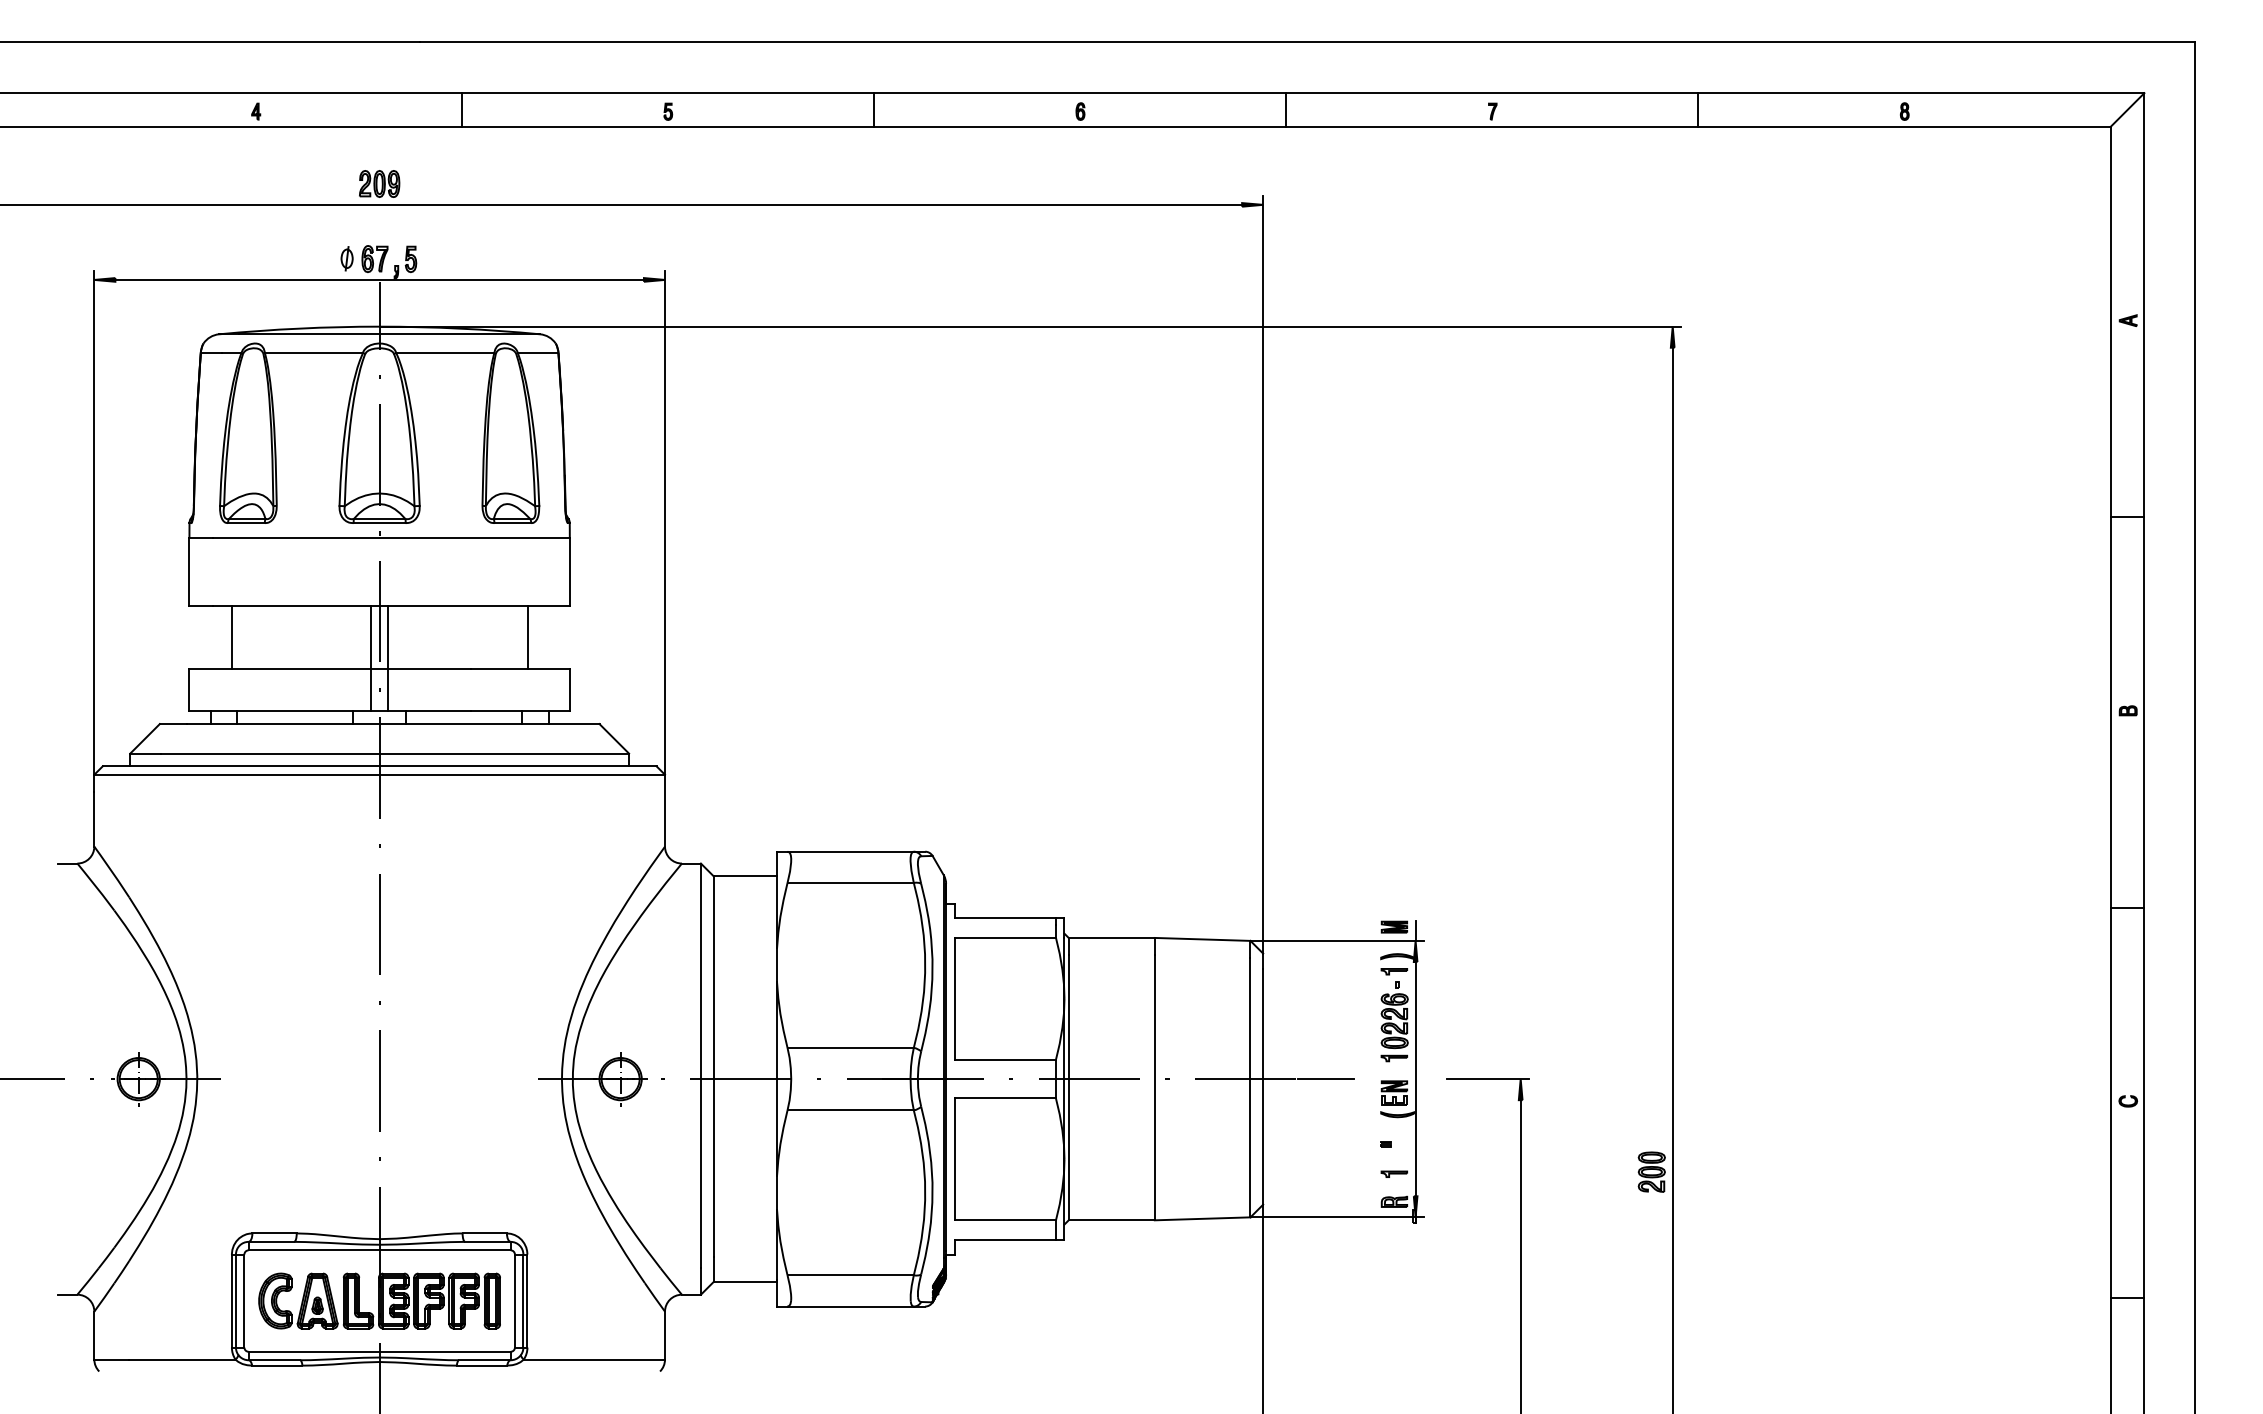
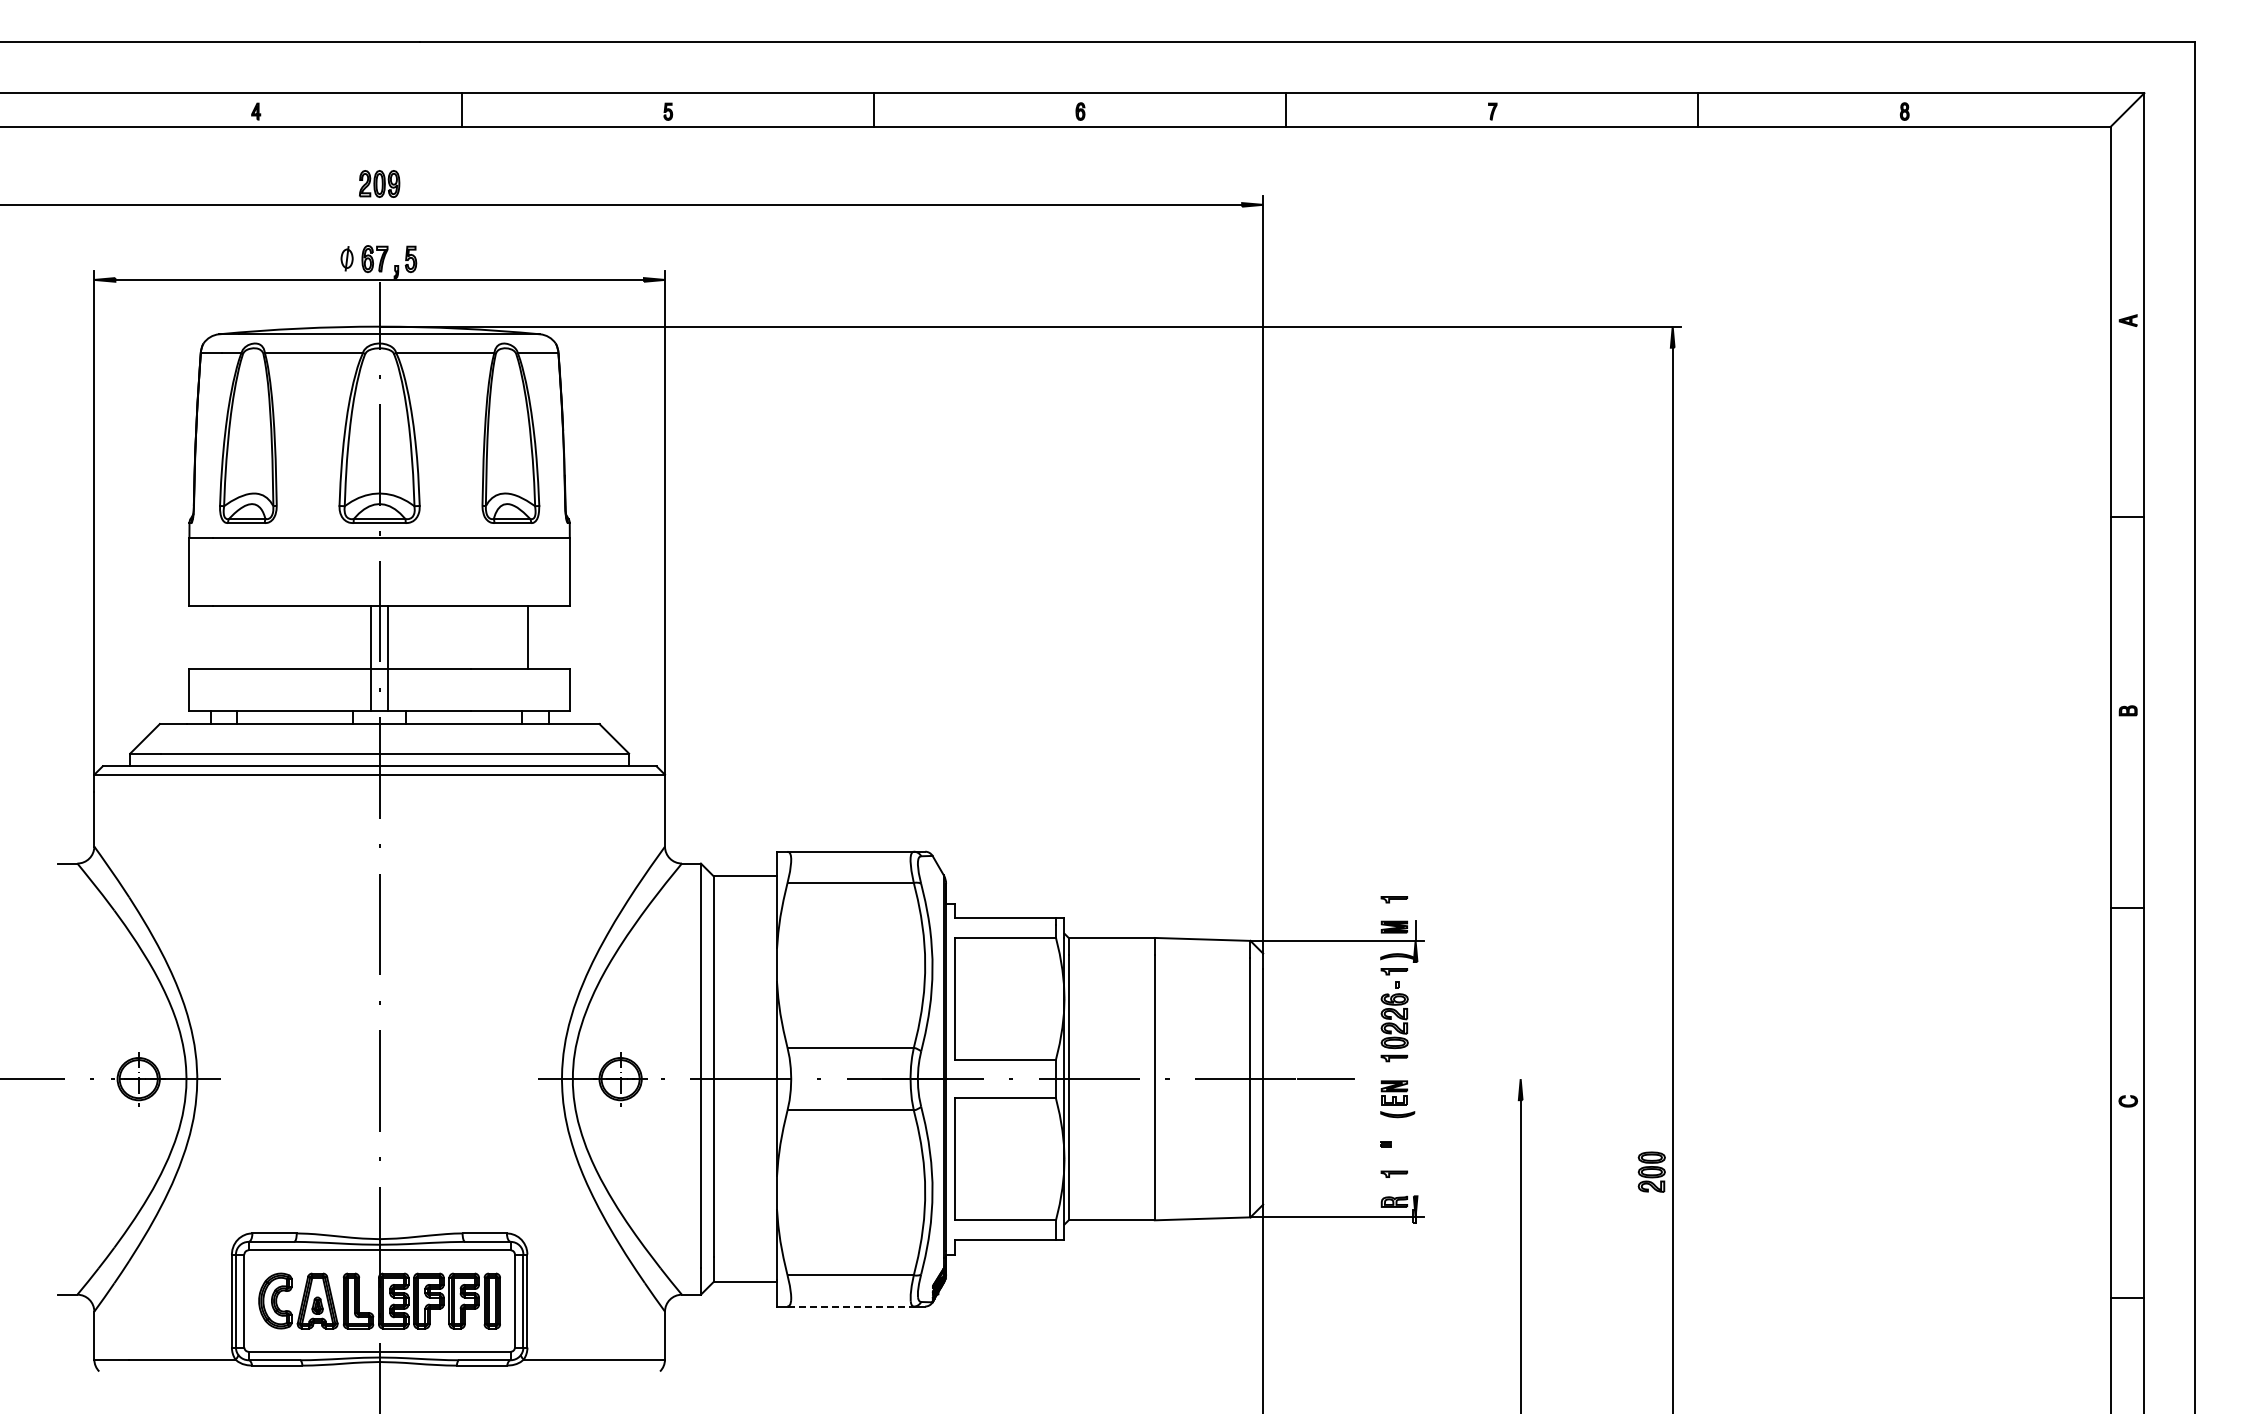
line: present -> none (231, 637)
part: none -> present (1393, 899)
line: present -> none (1415, 1079)
line: present -> none (1487, 1079)
line: solid -> dashed (851, 1306)
